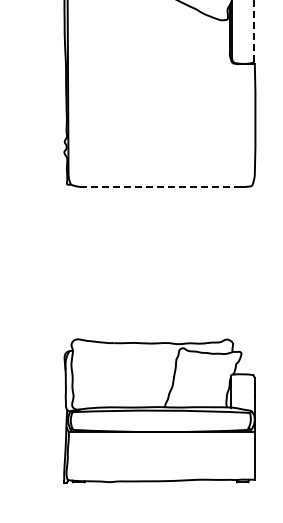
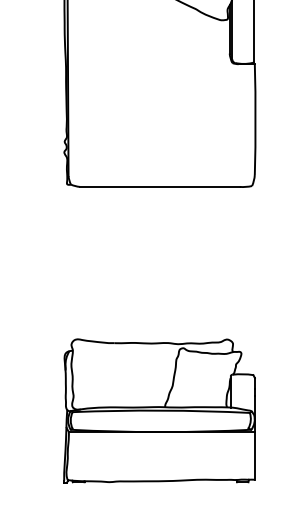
line: dashed -> solid (254, 31)
line: dashed -> solid (159, 186)
